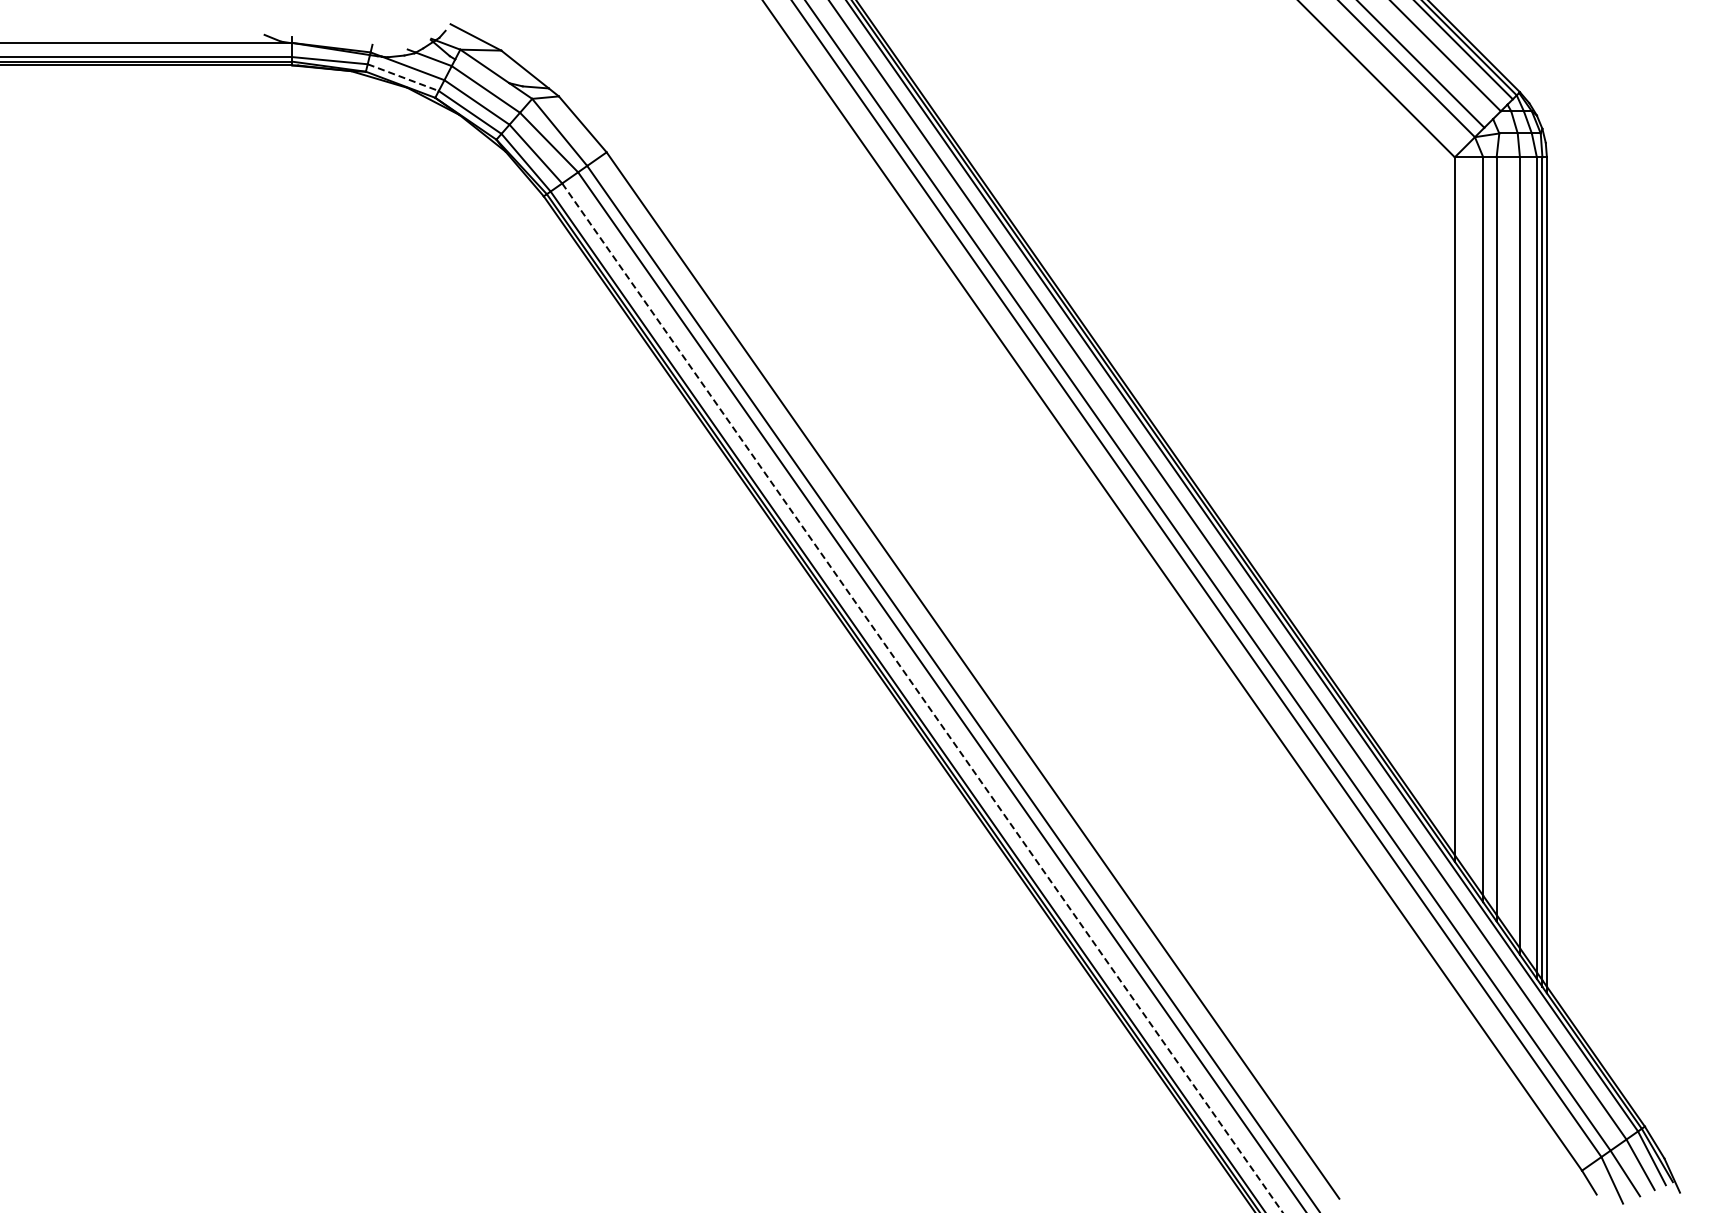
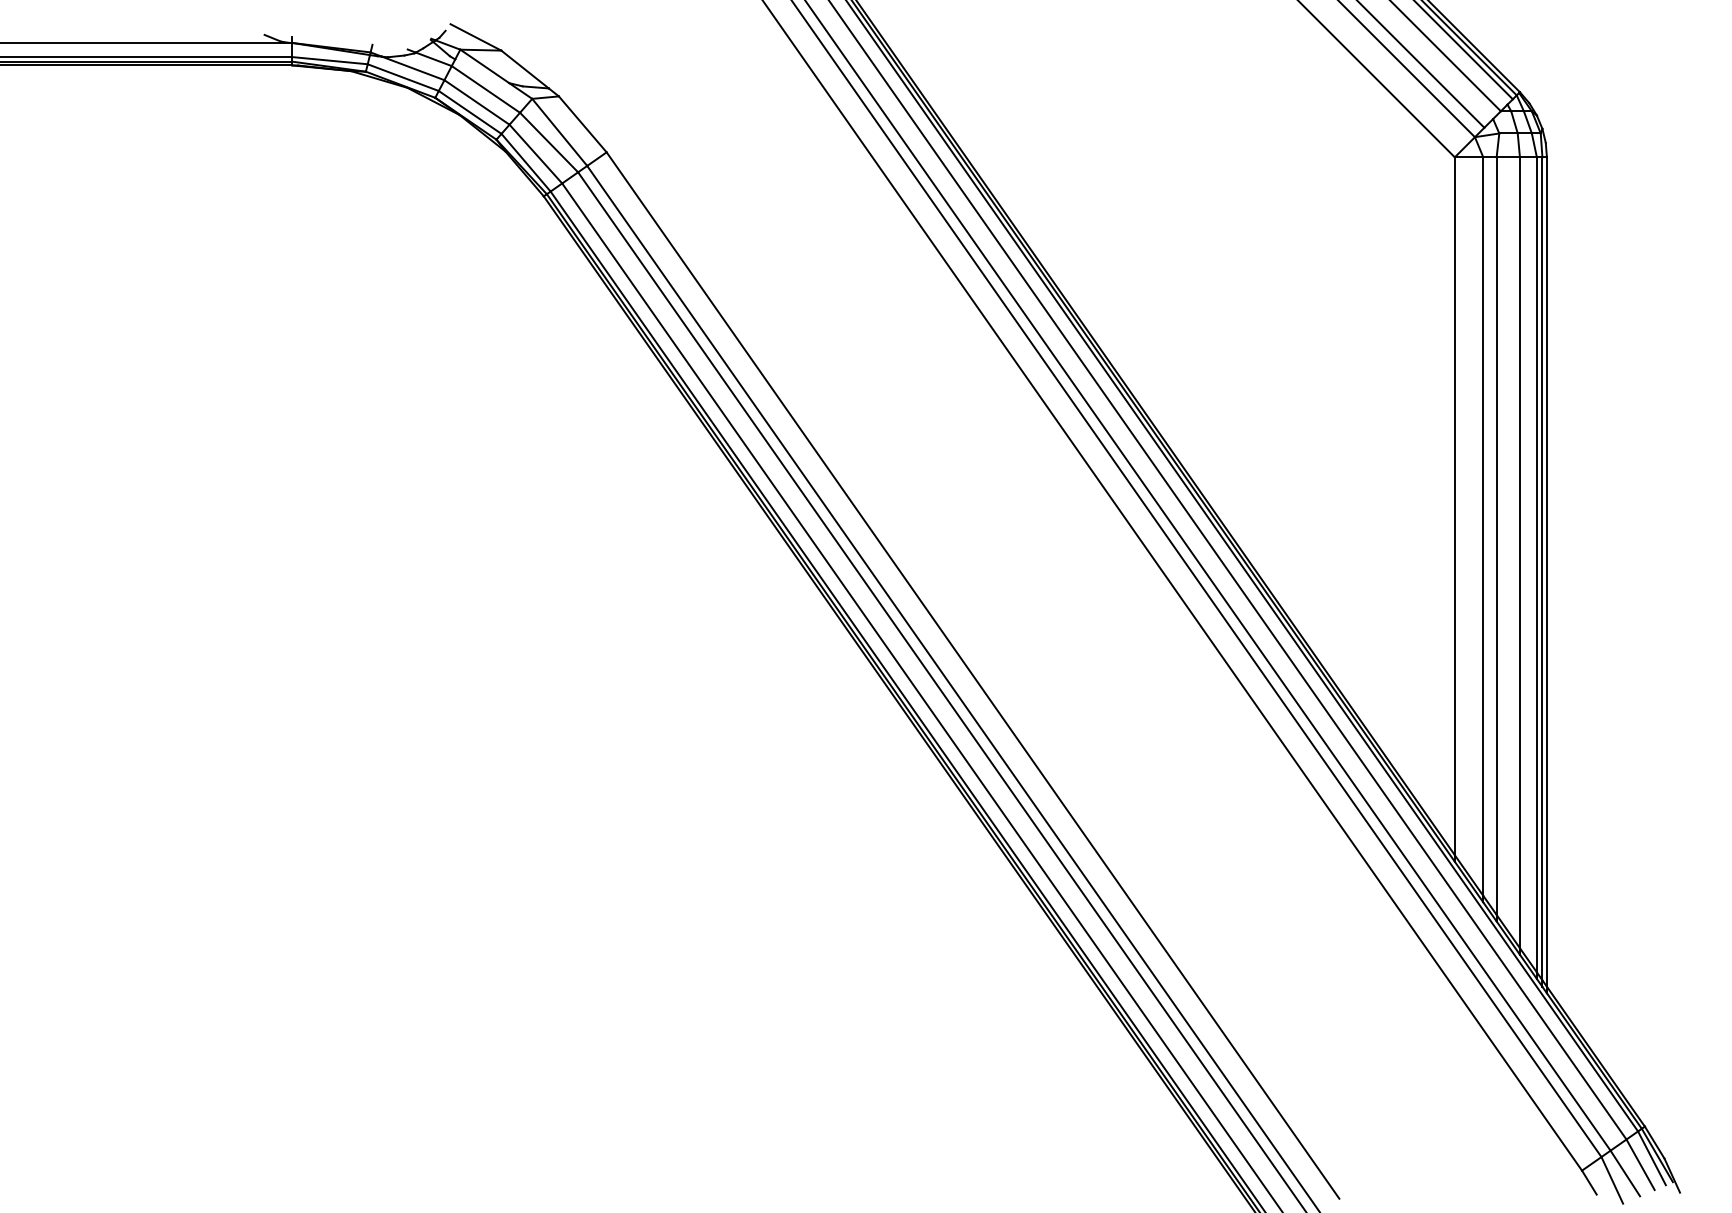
line: dashed -> solid (403, 77)
line: dashed -> solid (922, 698)
